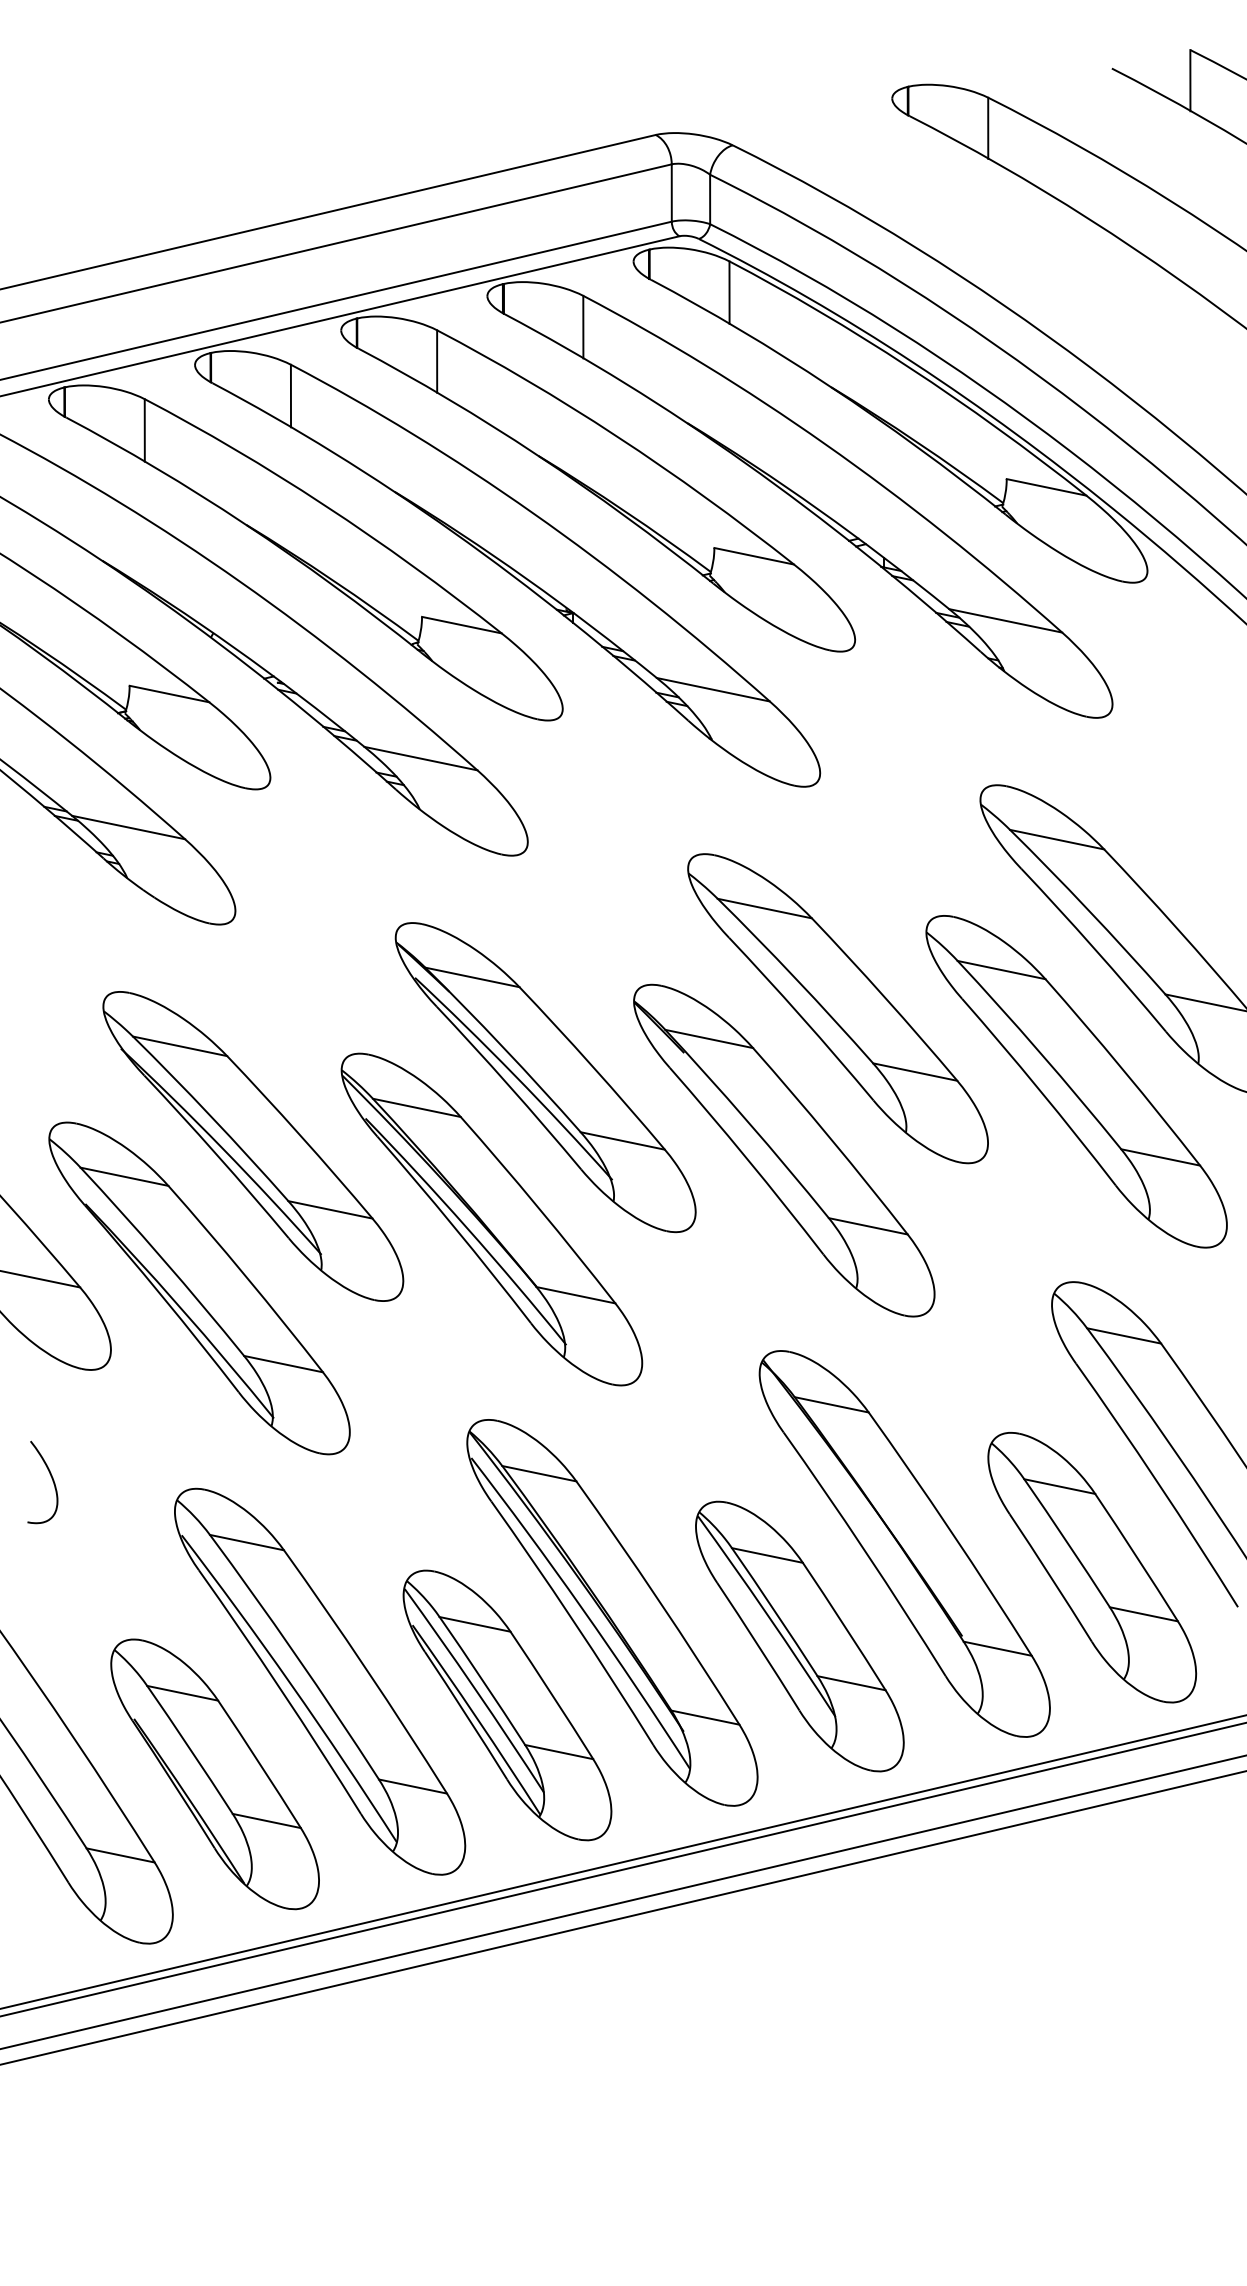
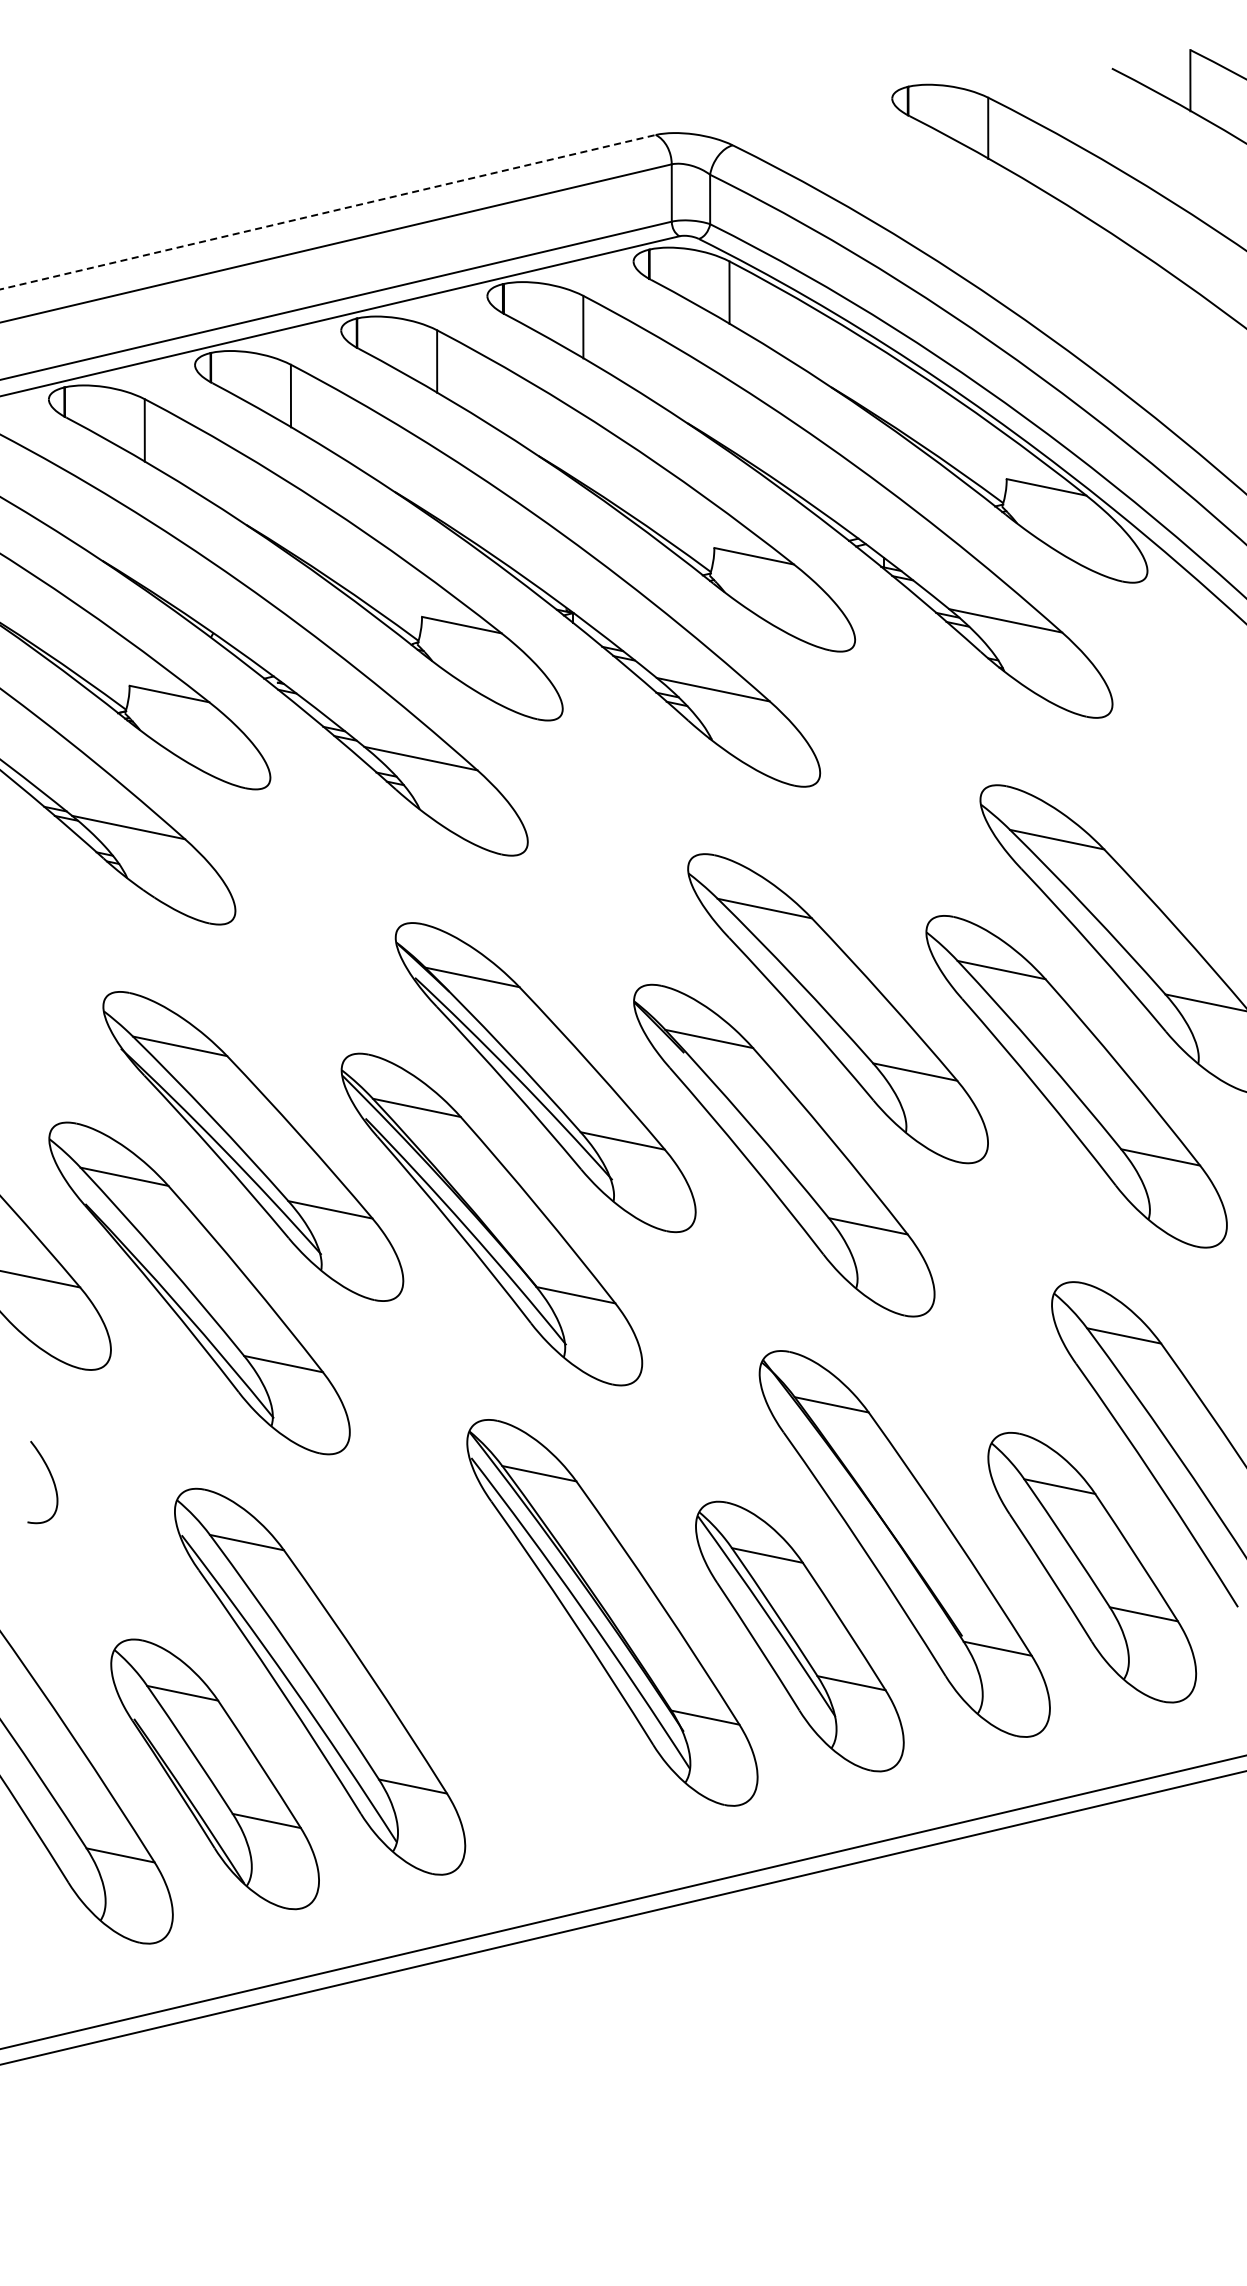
line: solid -> dashed (328, 212)
part: present -> none (507, 1705)
line: present -> none (622, 1862)
line: present -> none (622, 1869)
